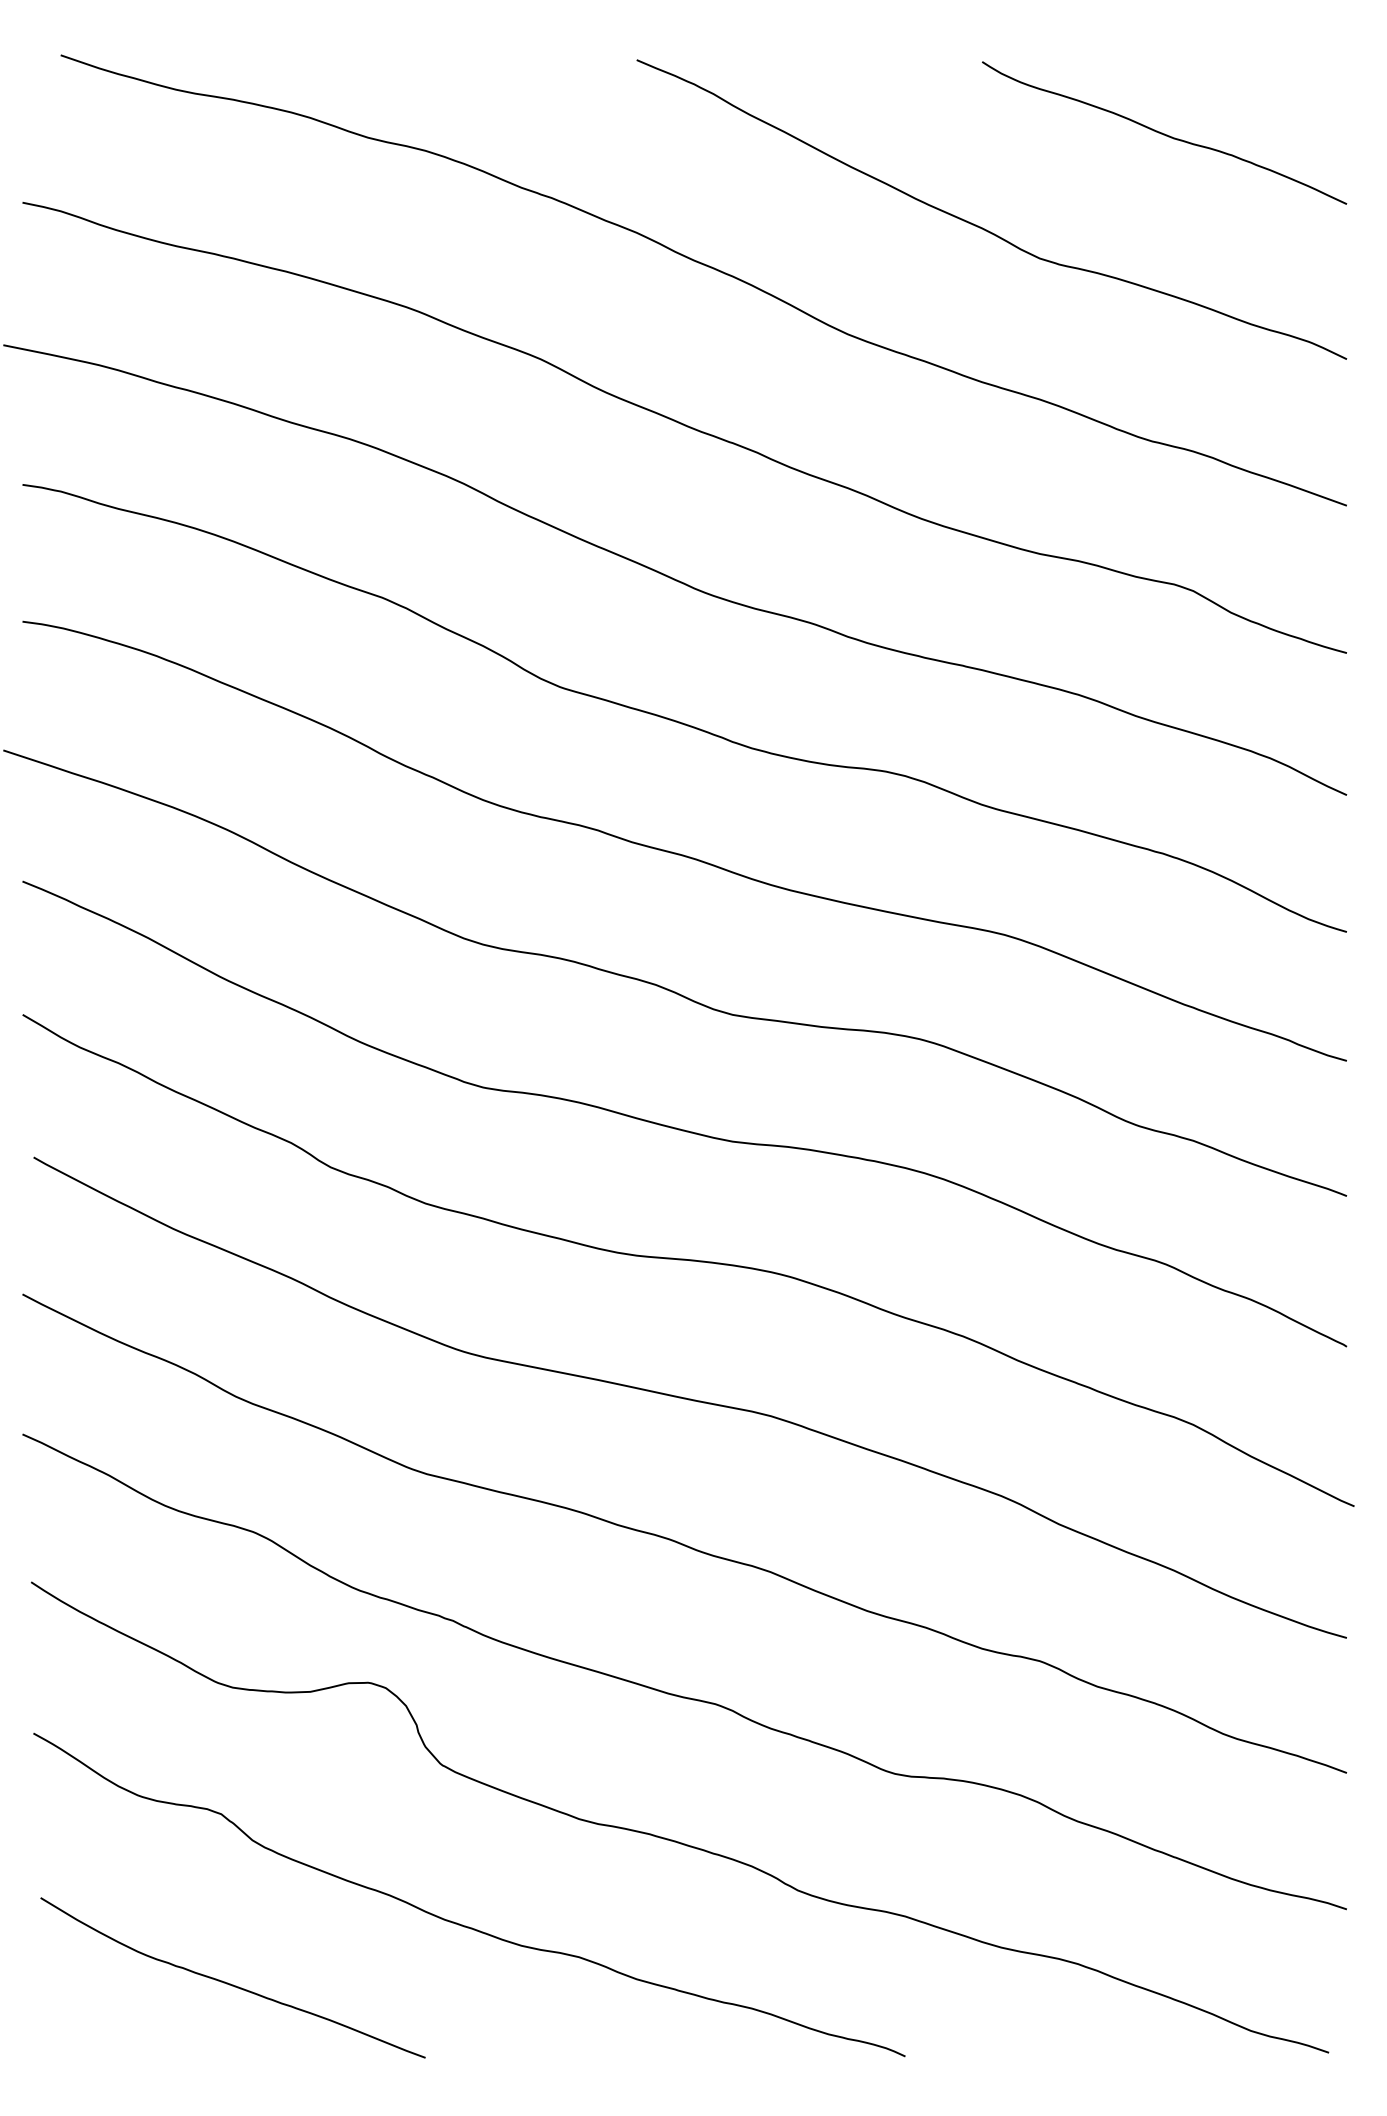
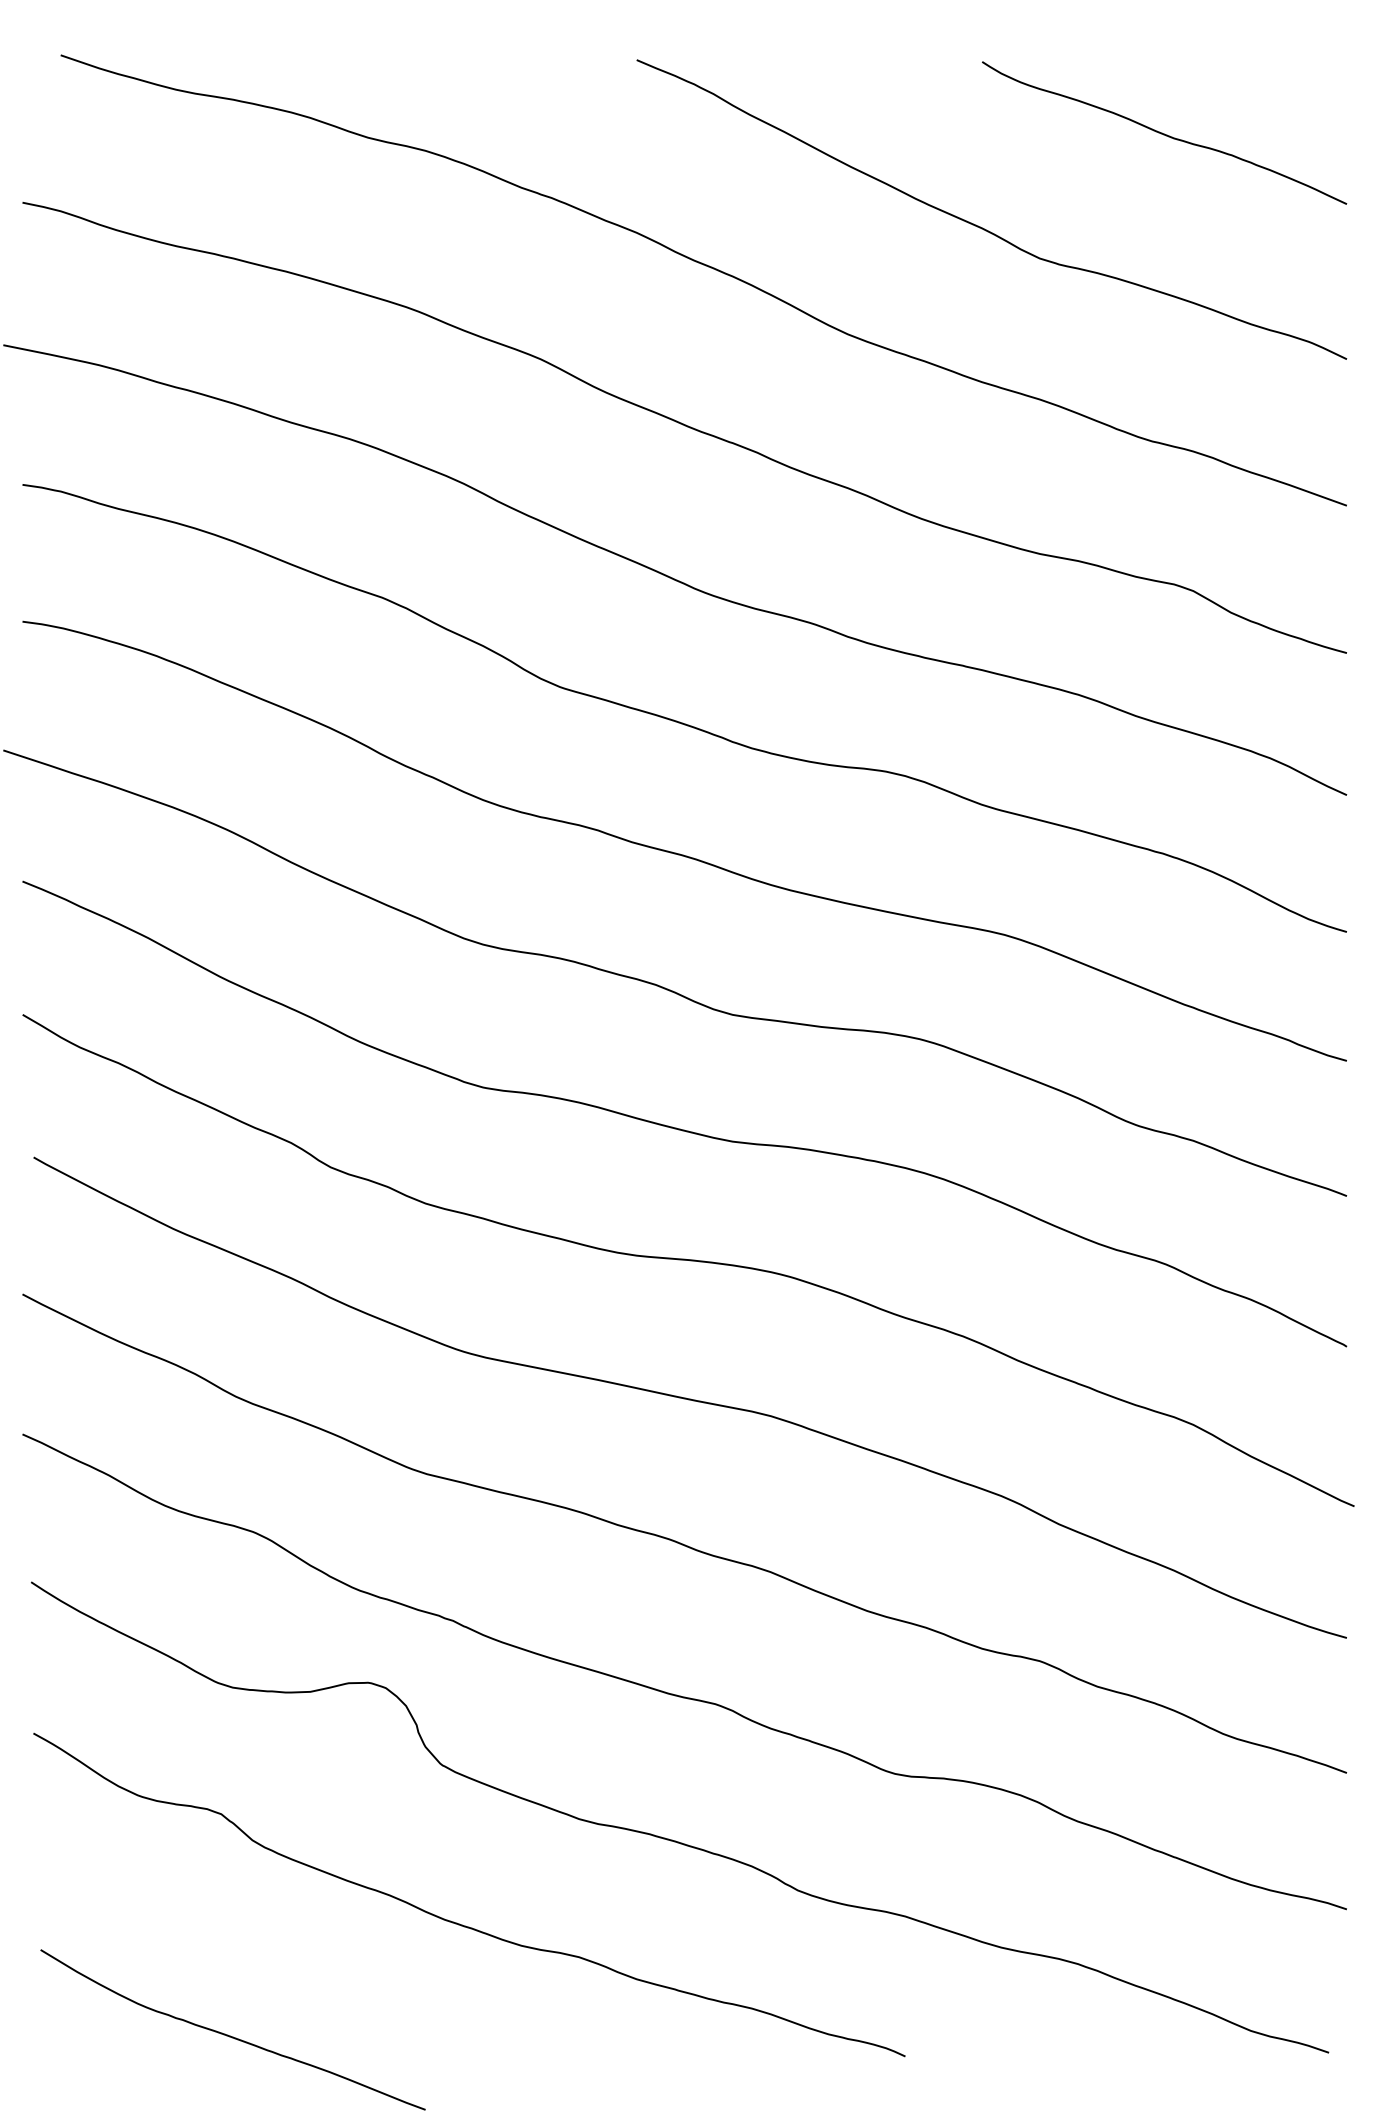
curve position: (230, 1983) -> (230, 2035) (230, 2035)
